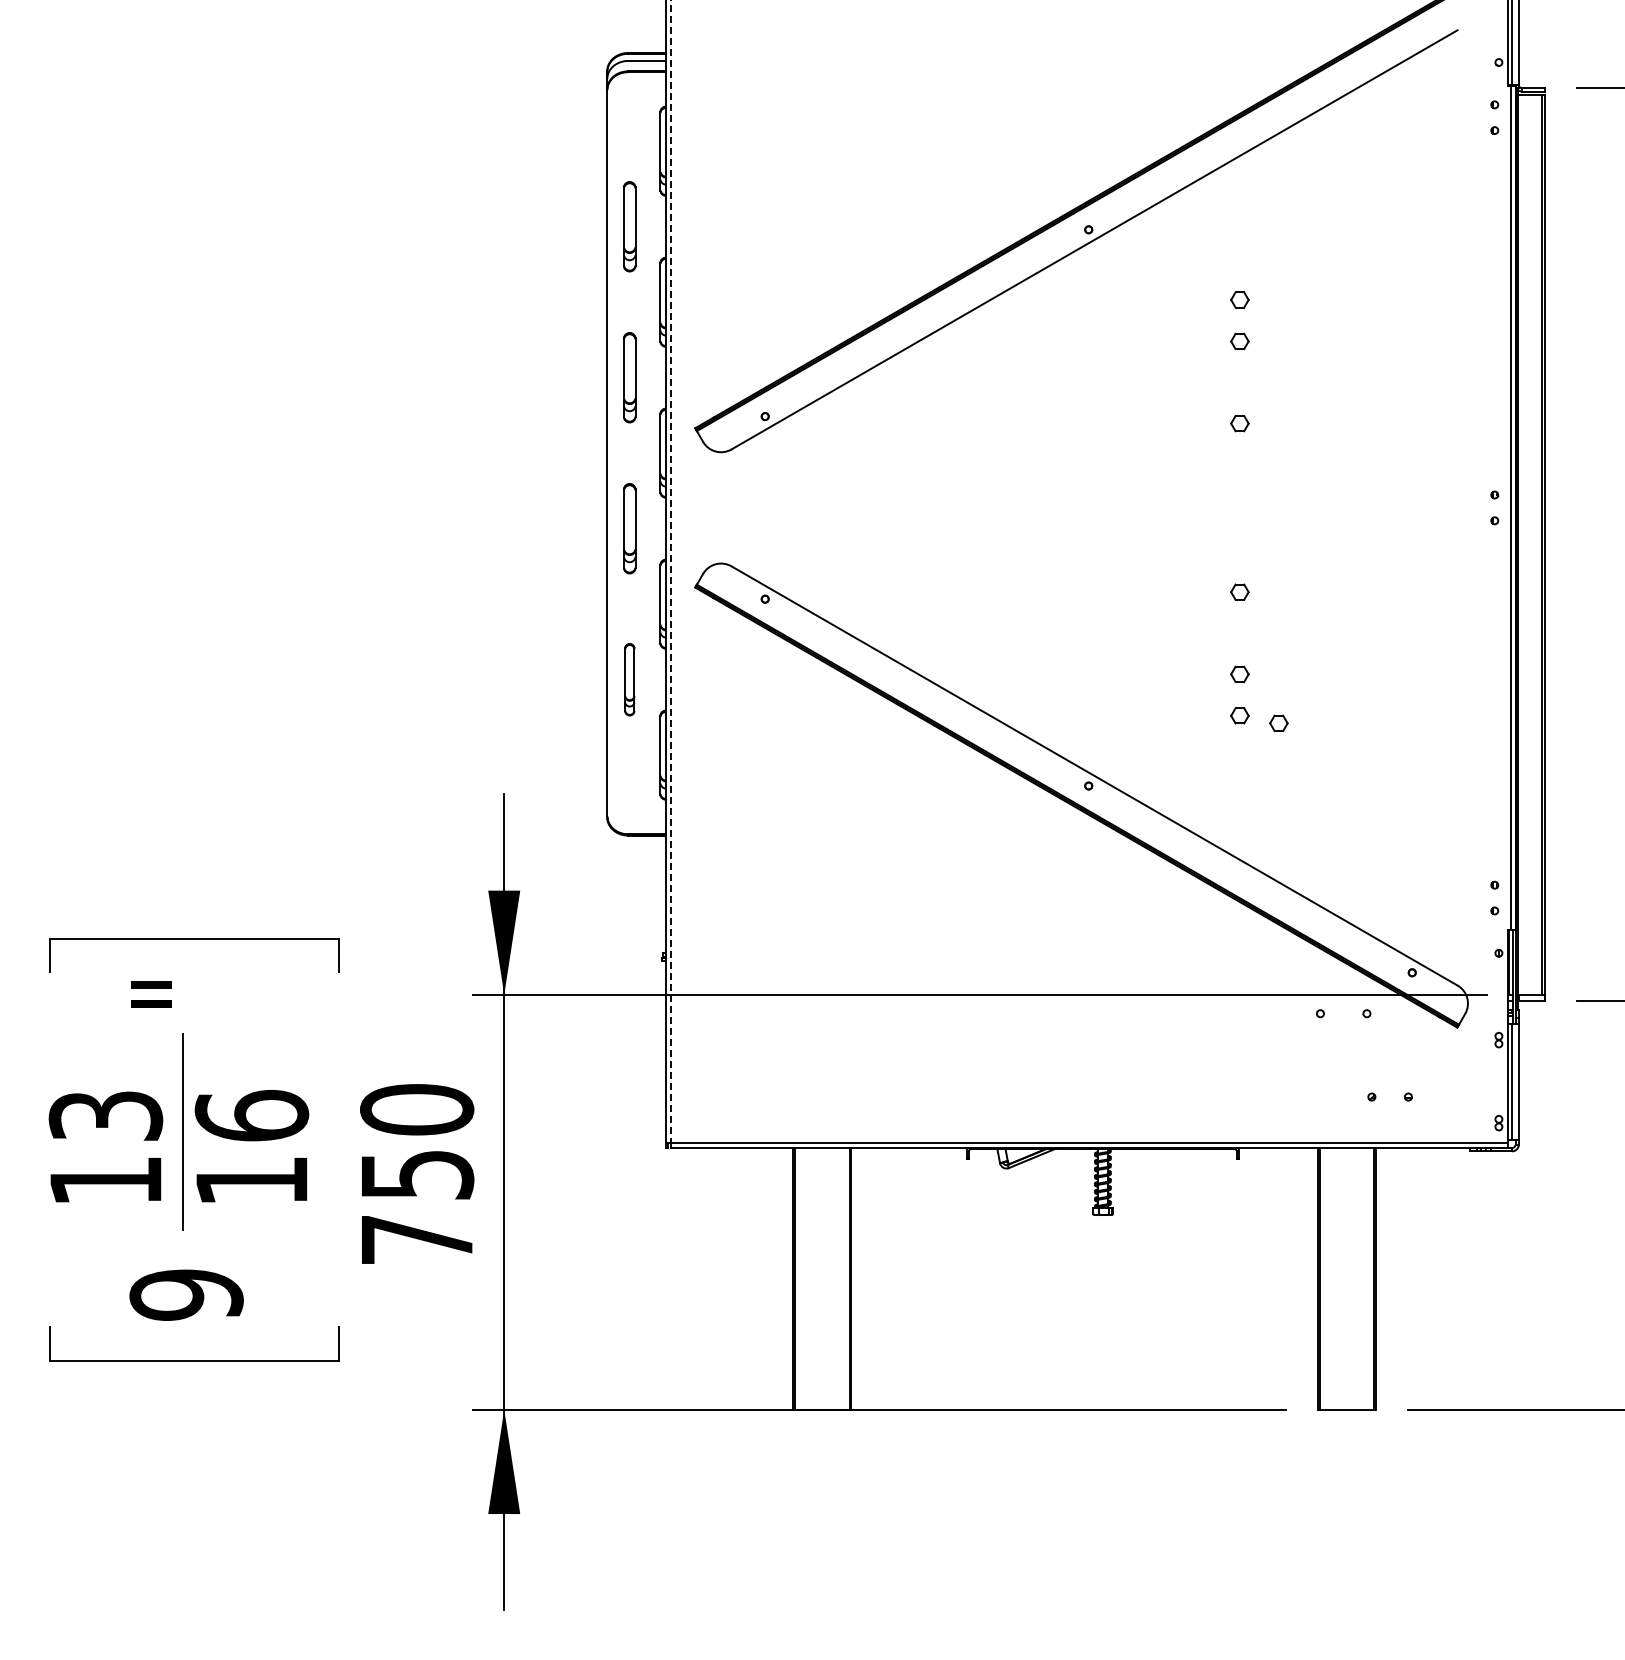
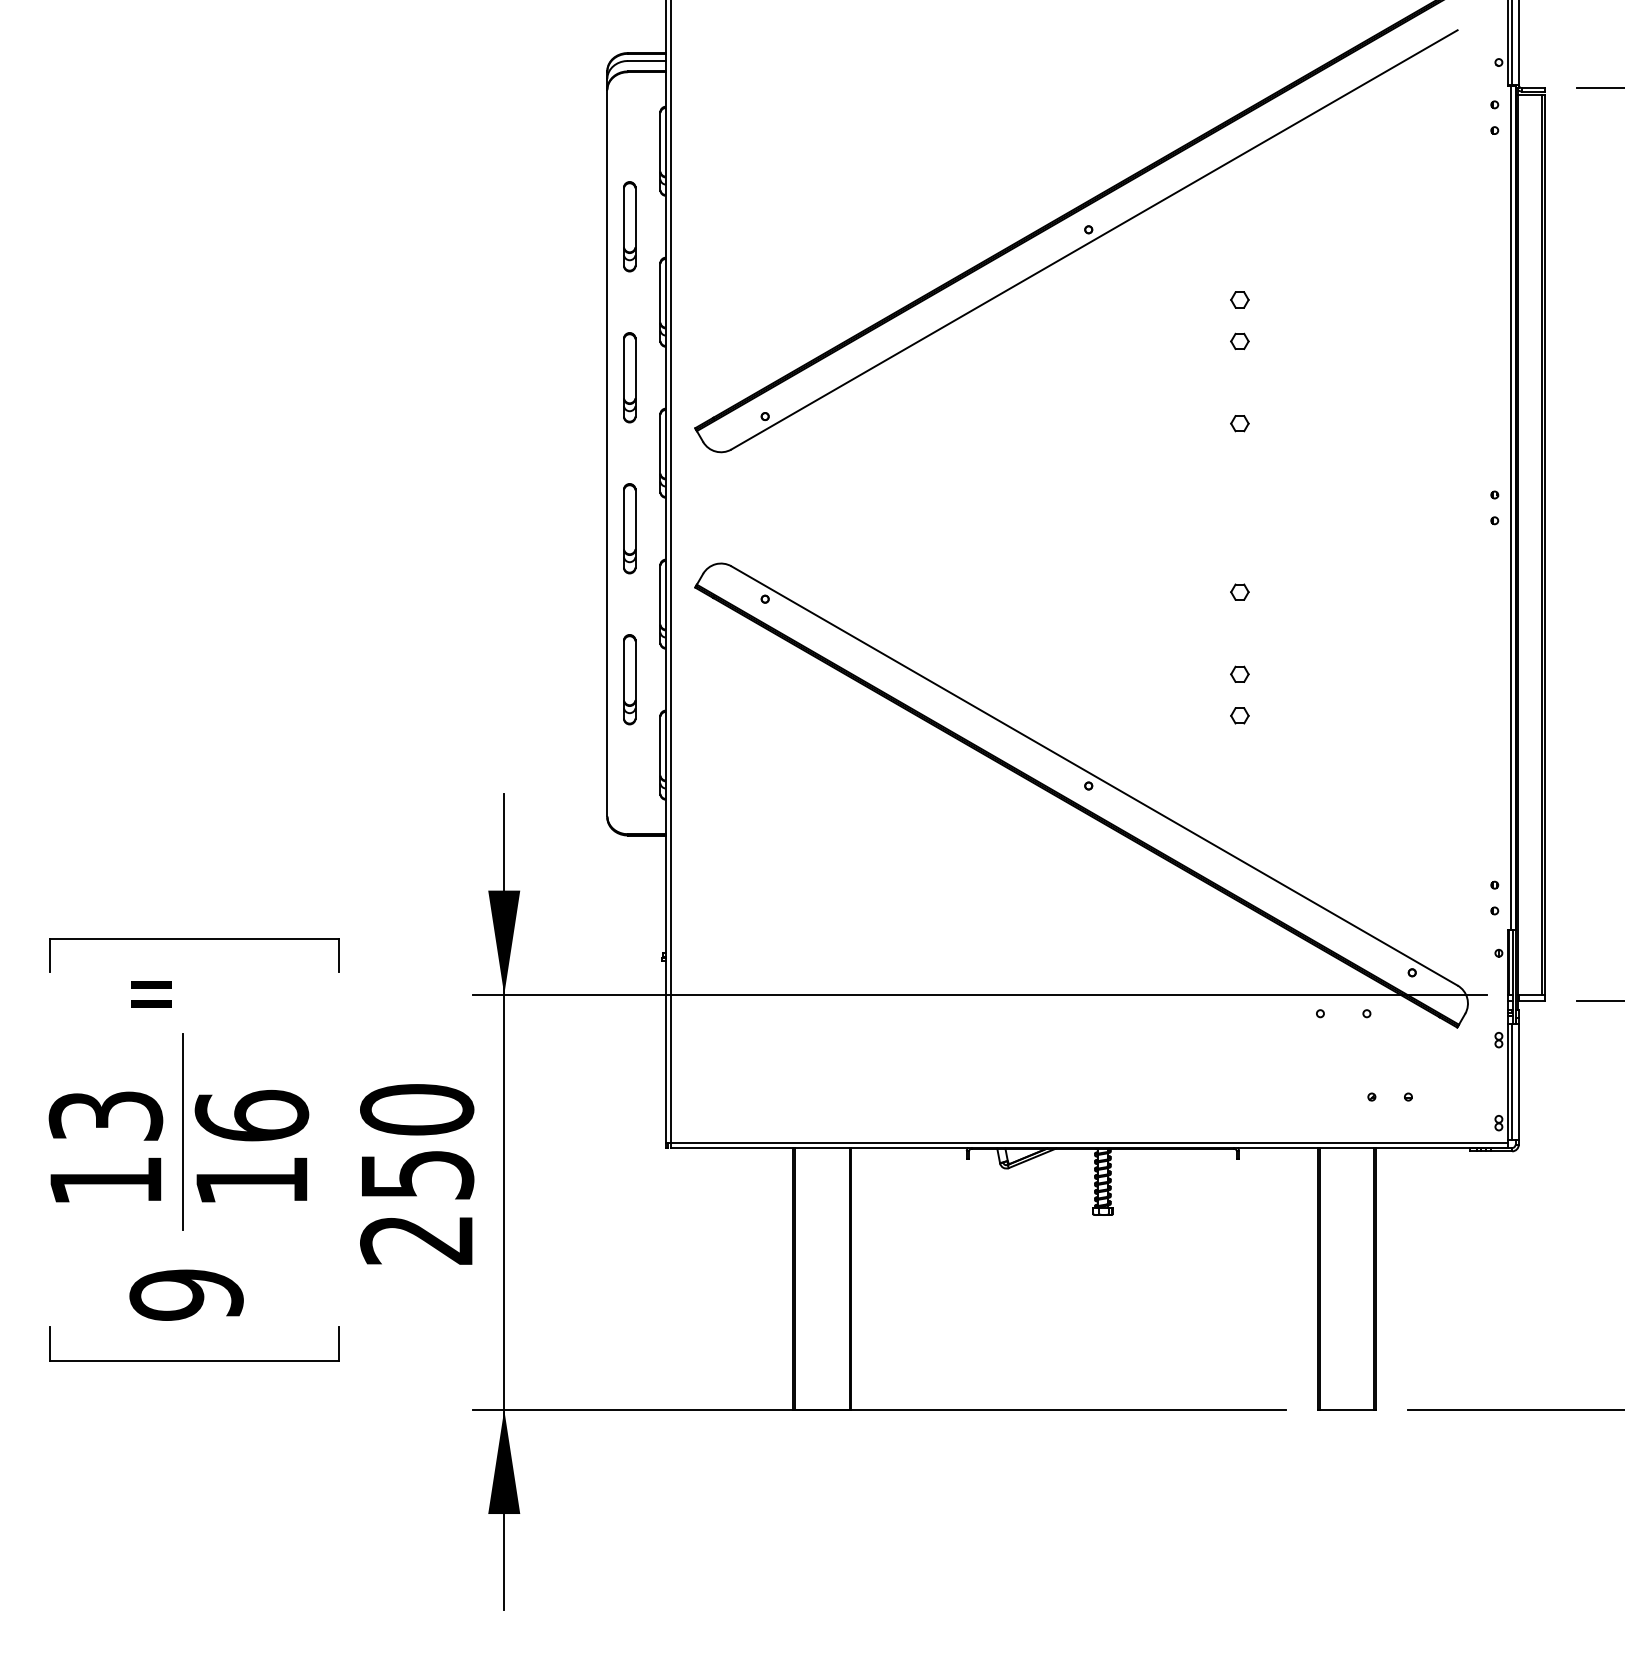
line: dashed -> solid (670, 571)
part size: 12x74 px -> 14x92 px (629, 679)
part: present -> none (1278, 722)
text: 750 -> 250 (416, 1240)
